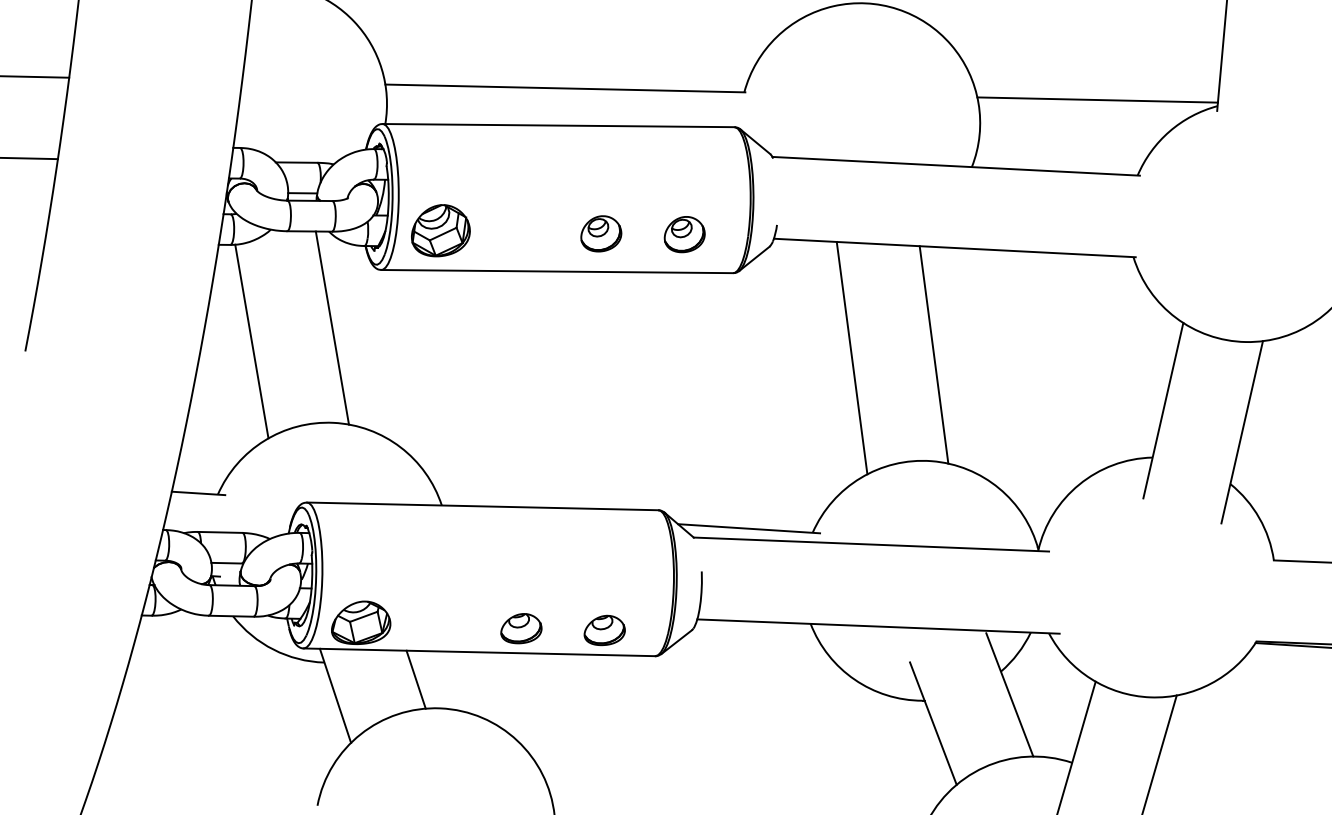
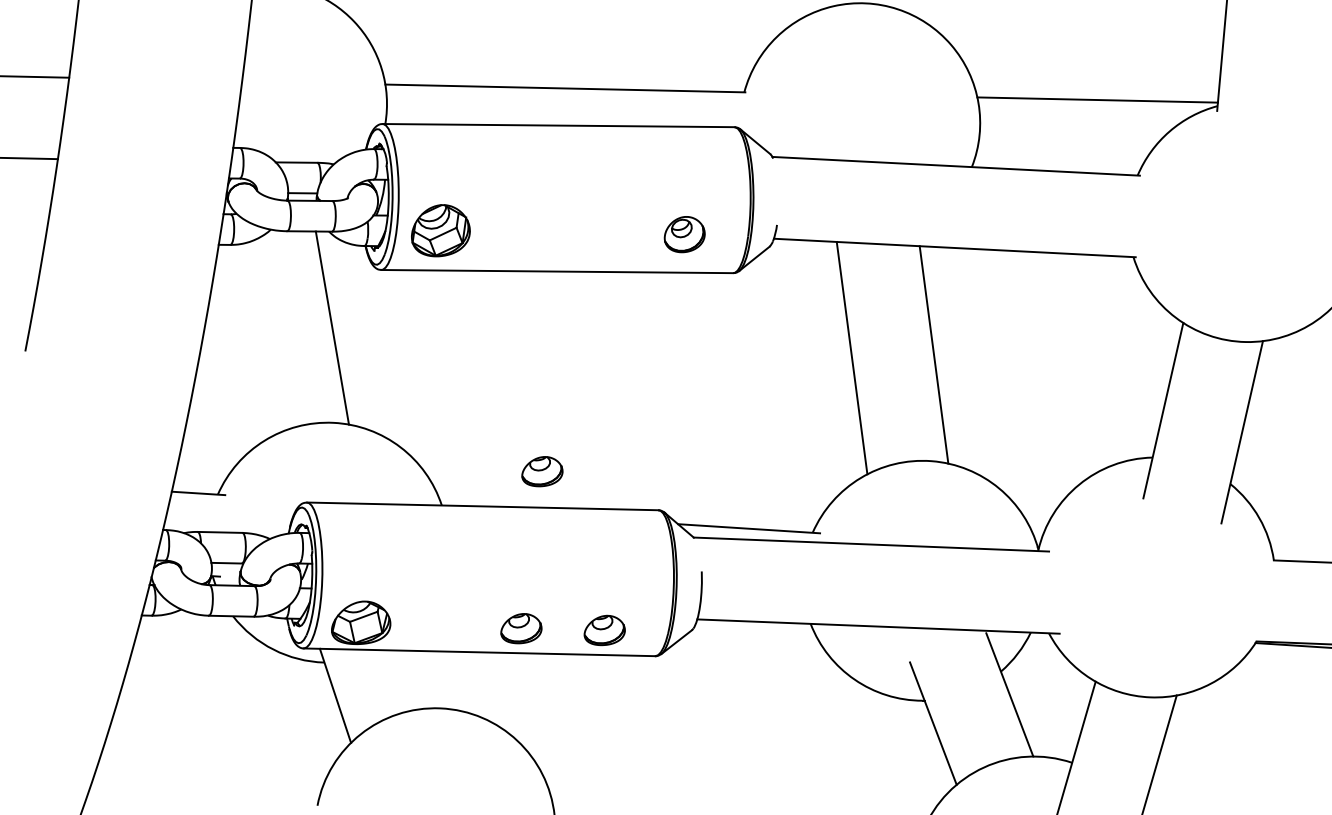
part: present -> none (601, 233)
line: present -> none (251, 341)
part: none -> present (542, 471)
line: present -> none (415, 679)
